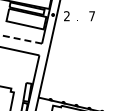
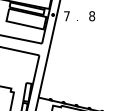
text: 2 -> 7 (66, 16)
text: 7 -> 8 (92, 16)
line: dashed -> solid (21, 39)
